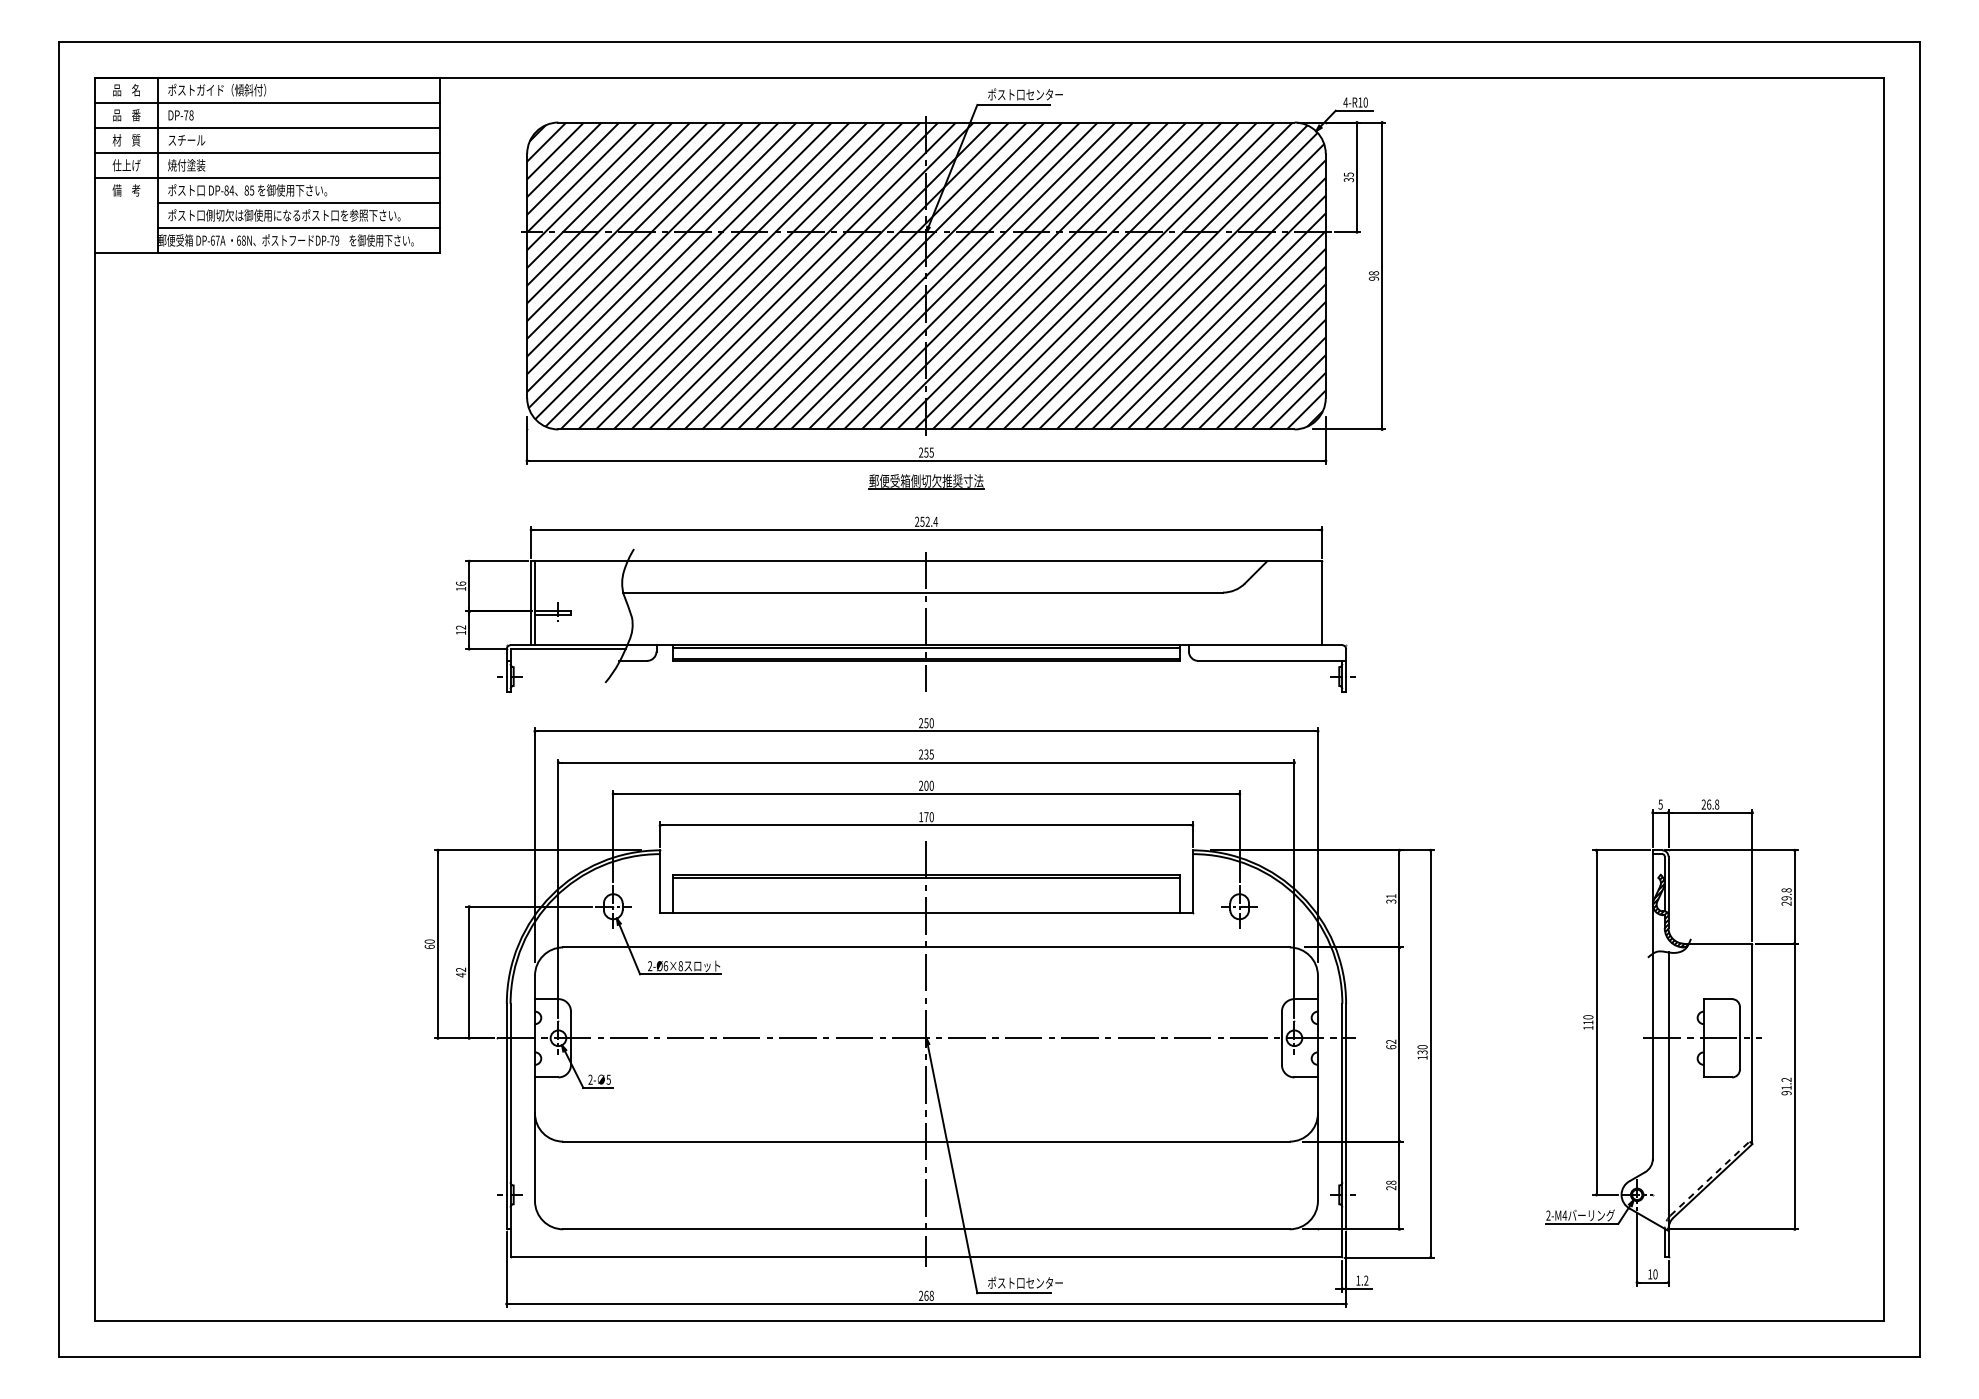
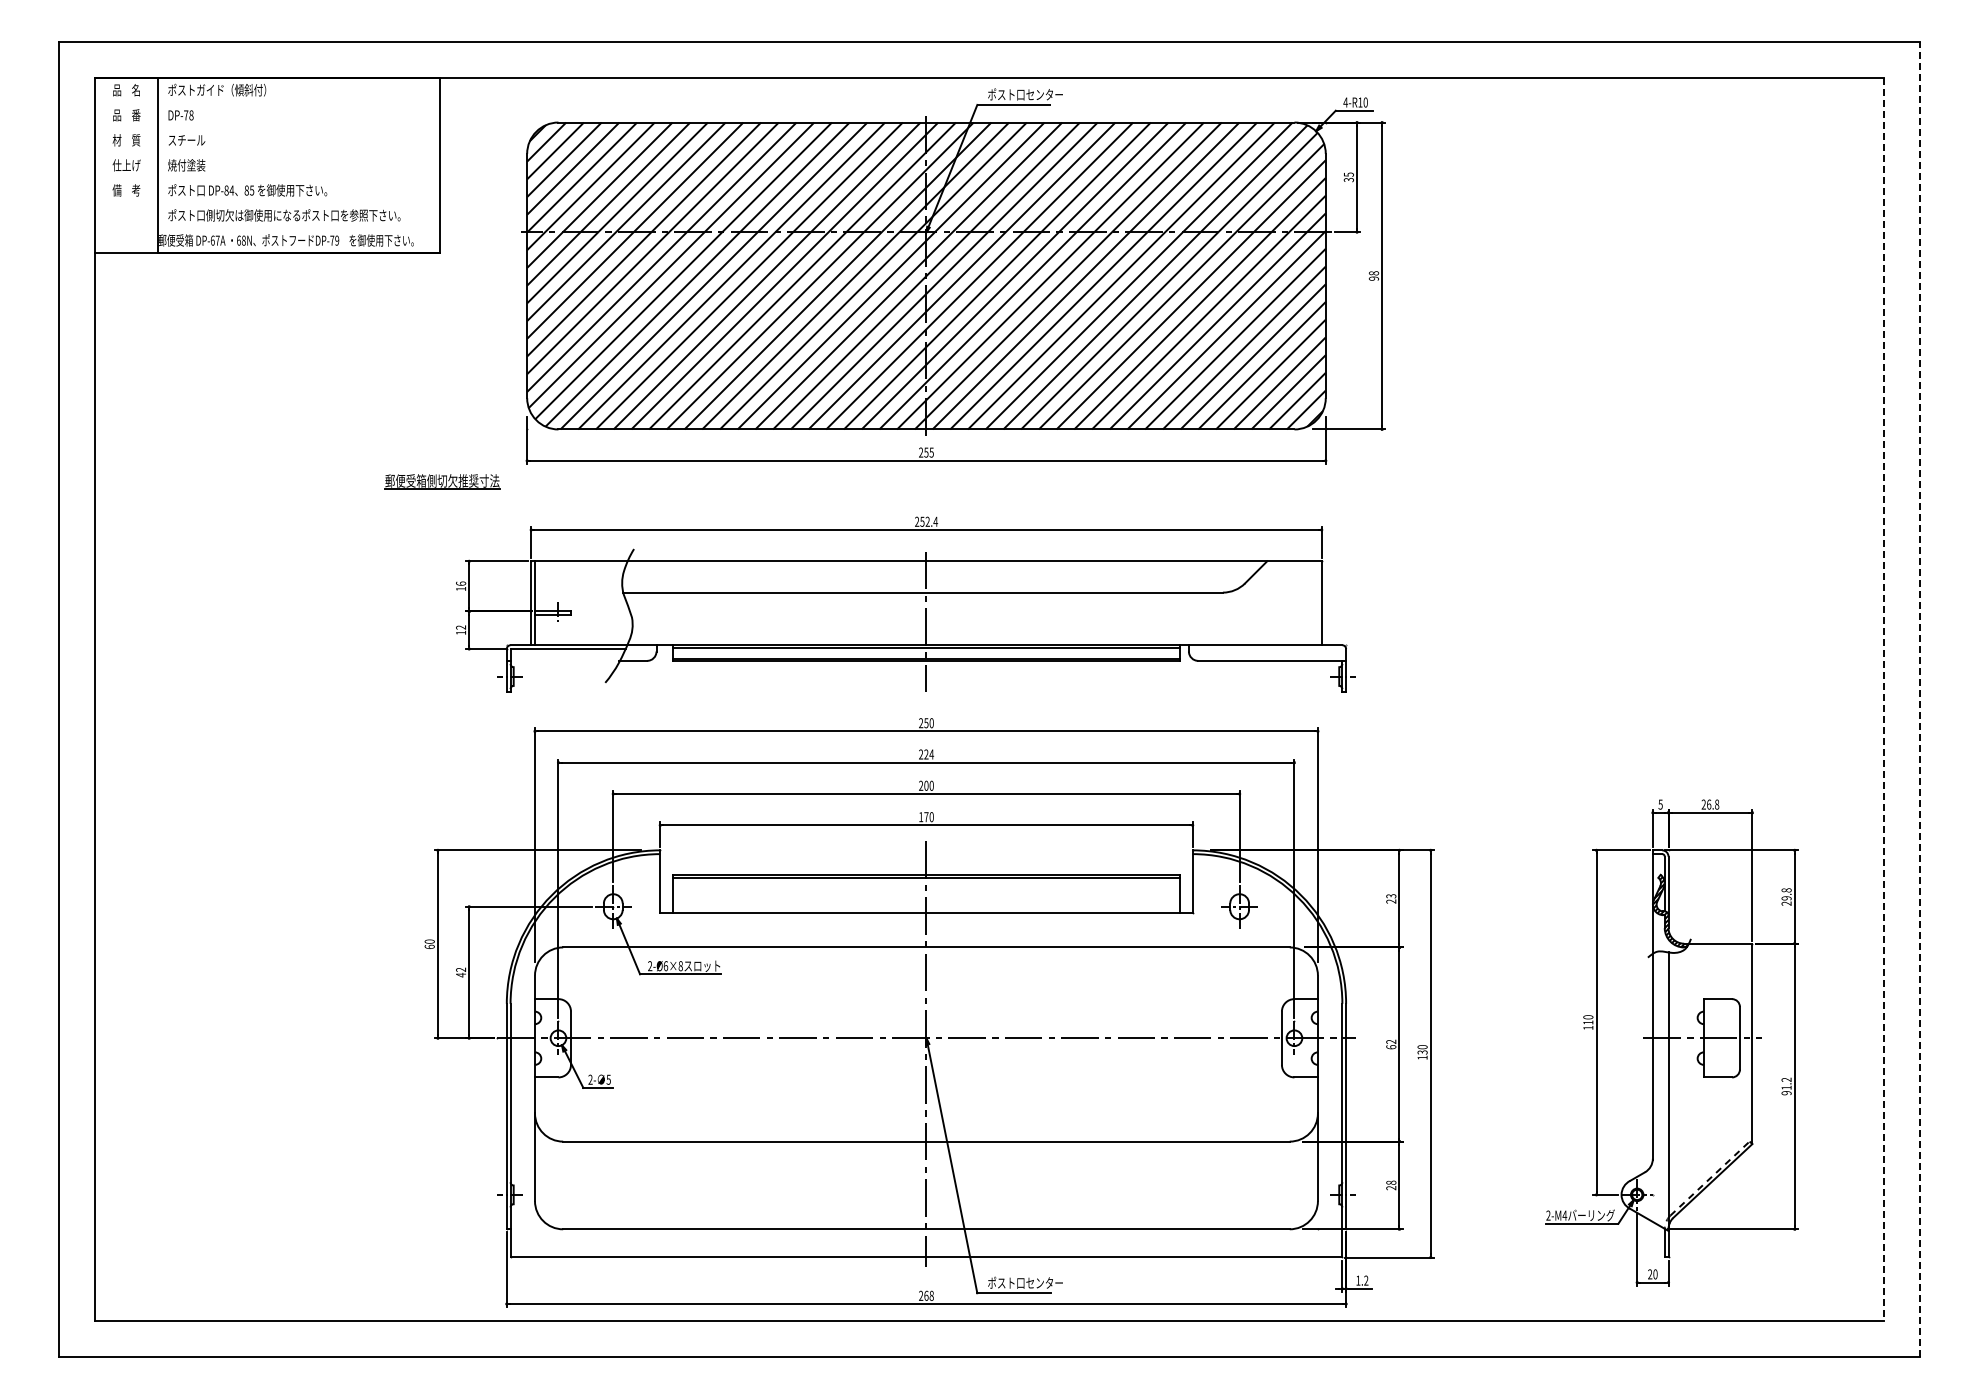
line: present -> none (267, 102)
line: present -> none (267, 127)
line: present -> none (267, 153)
line: present -> none (267, 178)
line: present -> none (298, 203)
line: present -> none (298, 228)
part position: (926, 481) -> (442, 481) (442, 481)
line: solid -> dashed (1883, 699)
line: solid -> dashed (1919, 699)
text: 235 -> 224 (929, 754)
text: 31 -> 23 (1391, 898)
text: 10 -> 20 (1650, 1274)
